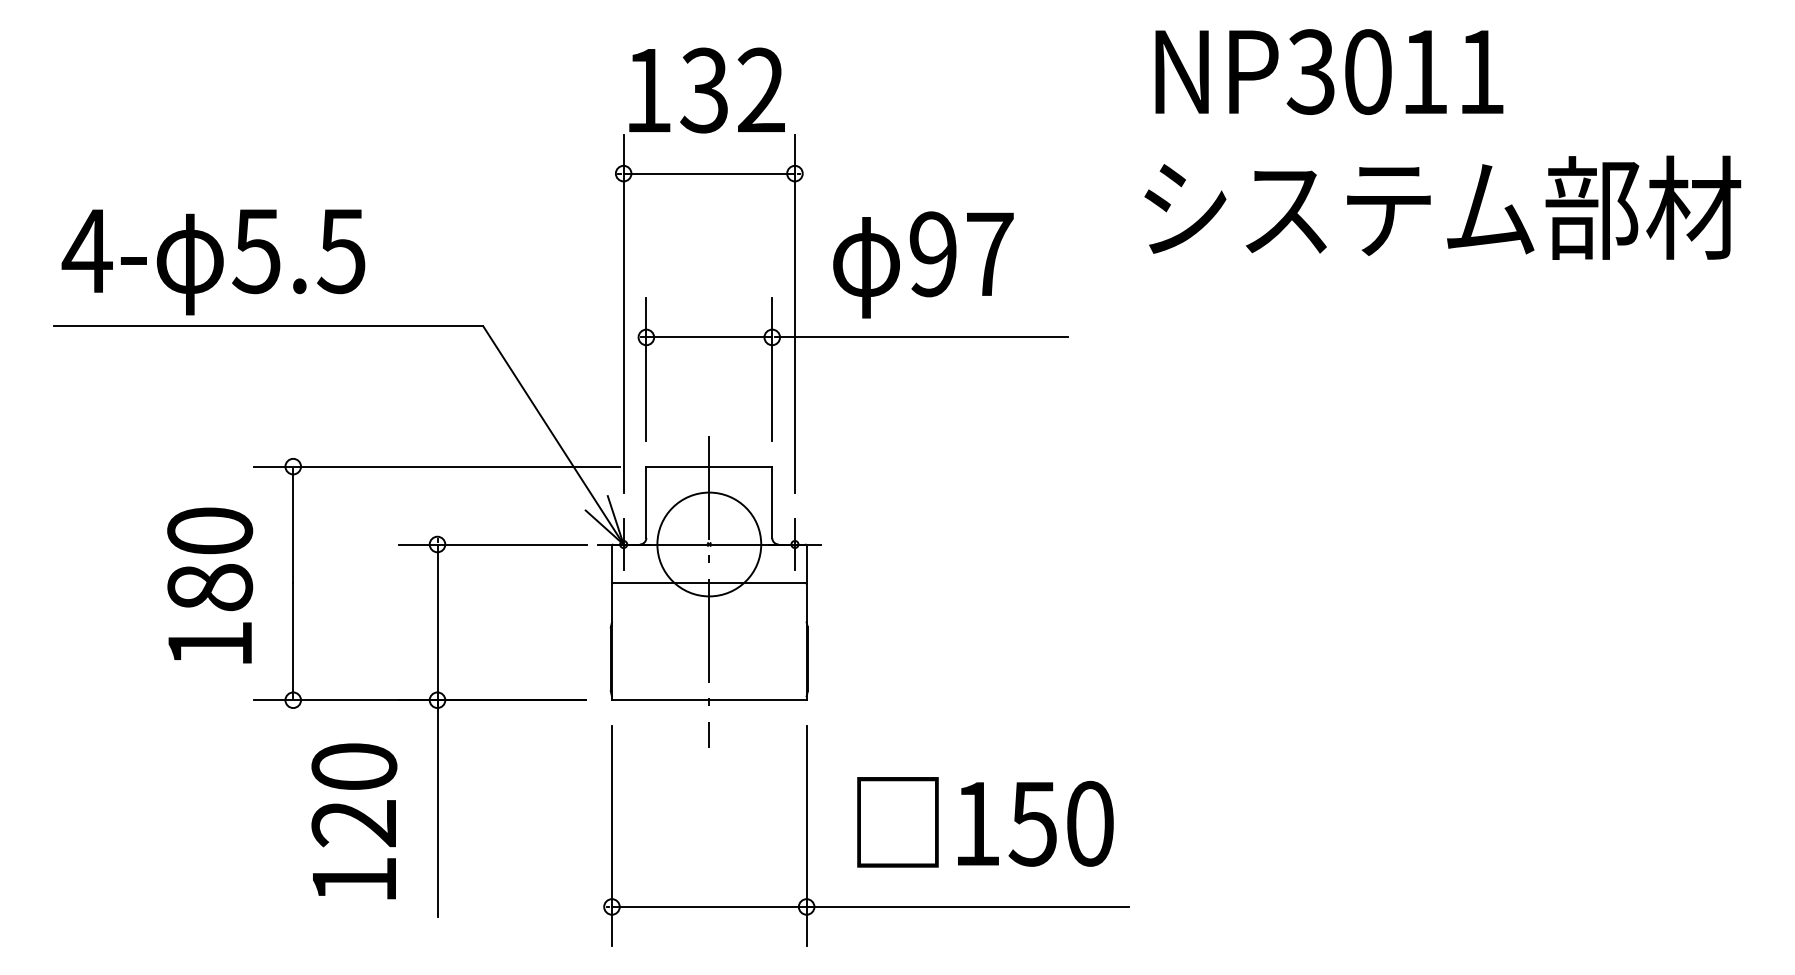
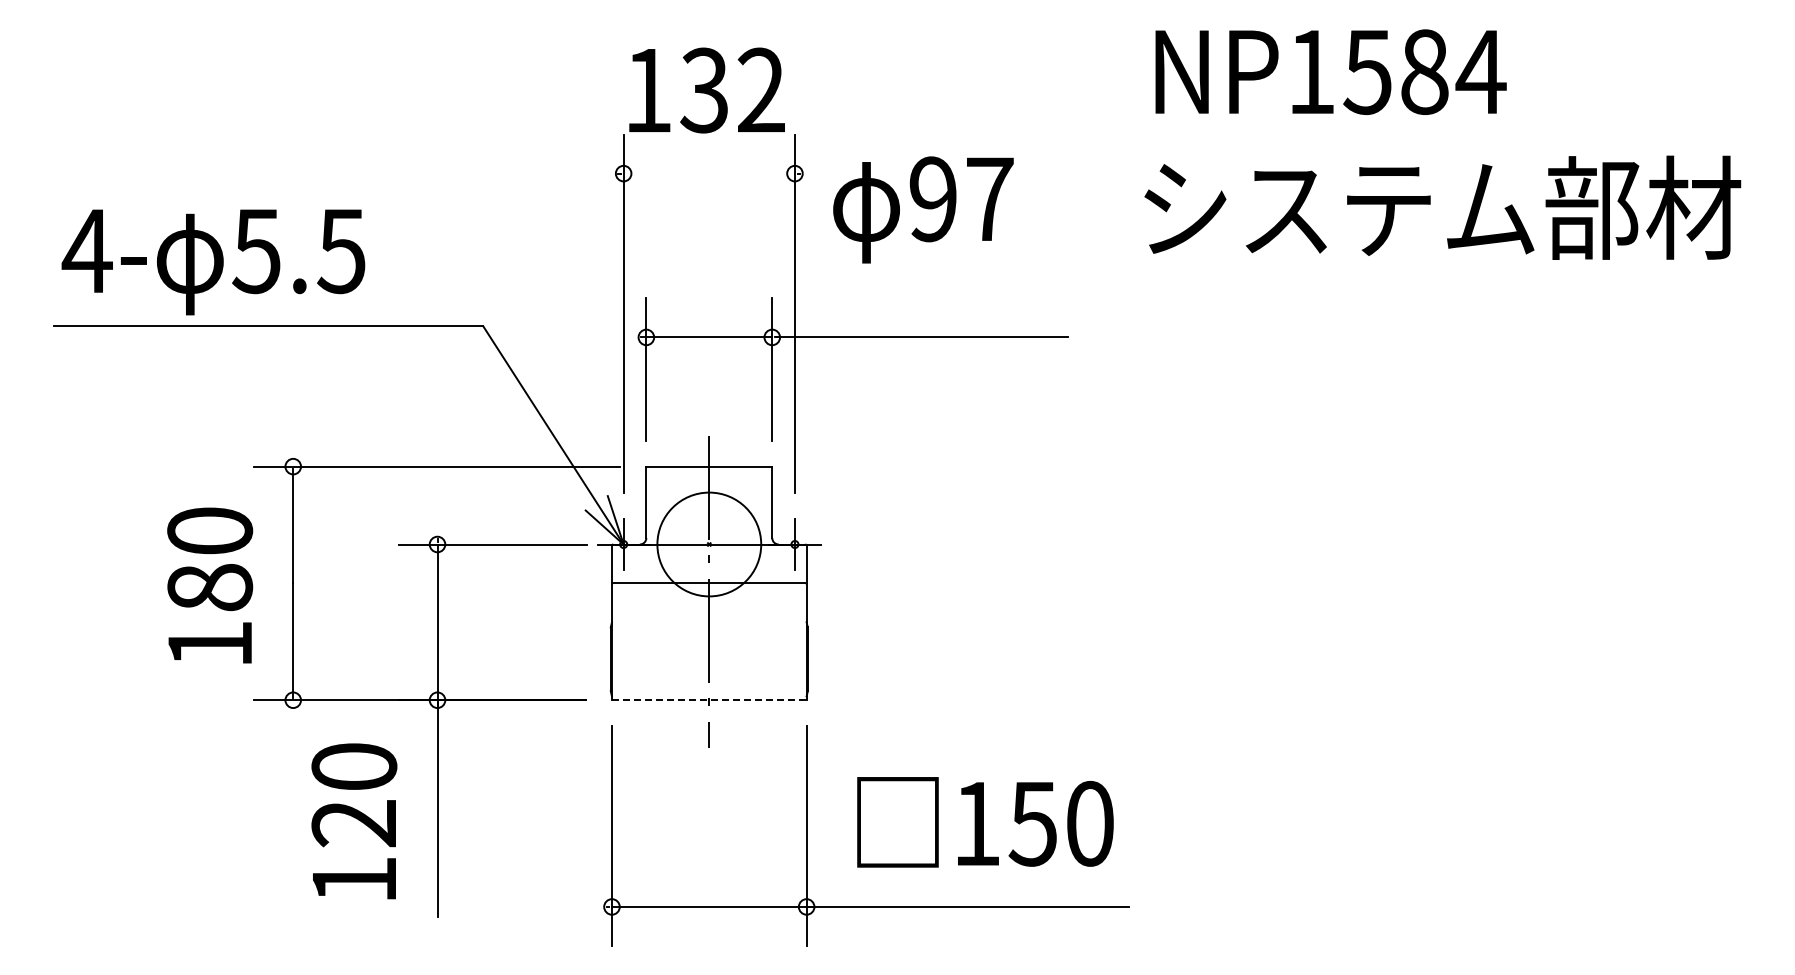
text: NP3011 -> NP1584 (1396, 72)
line: present -> none (708, 173)
text position: (923, 264) -> (923, 209) (923, 209)
line: solid -> dashed (709, 700)
